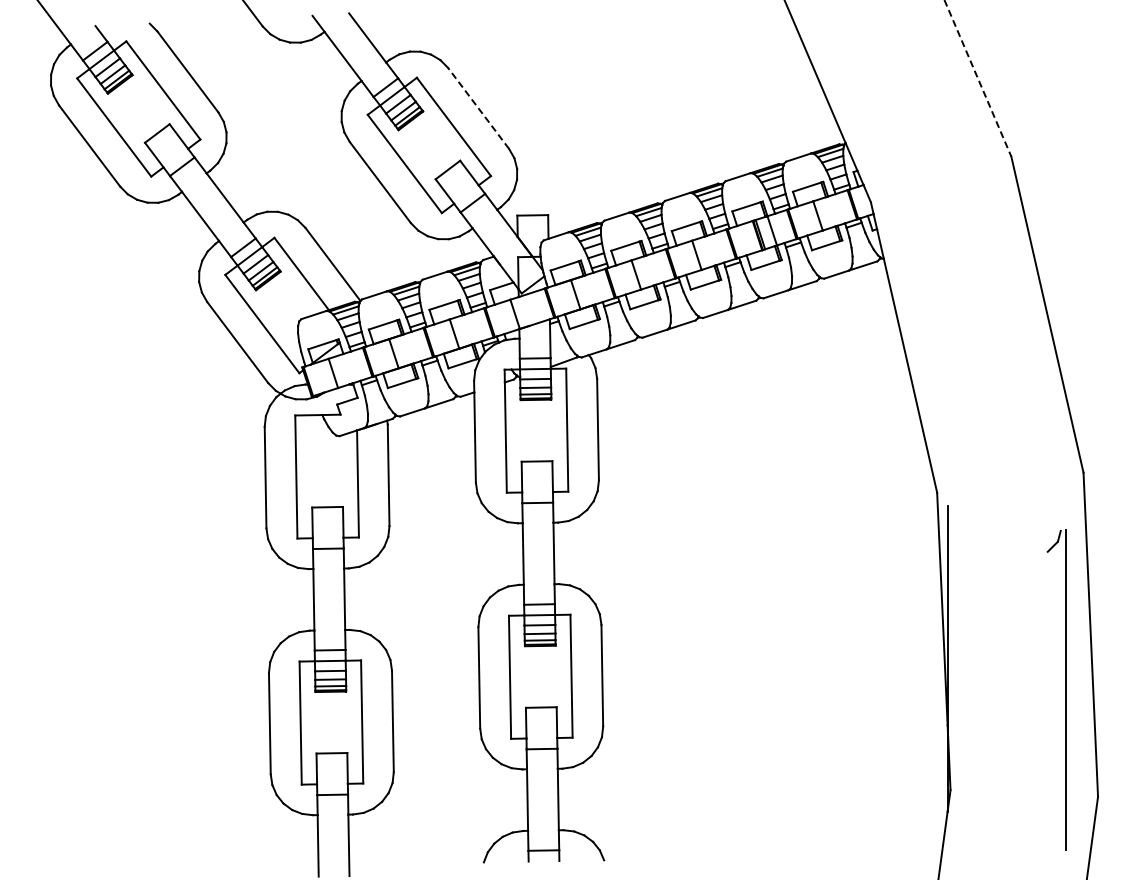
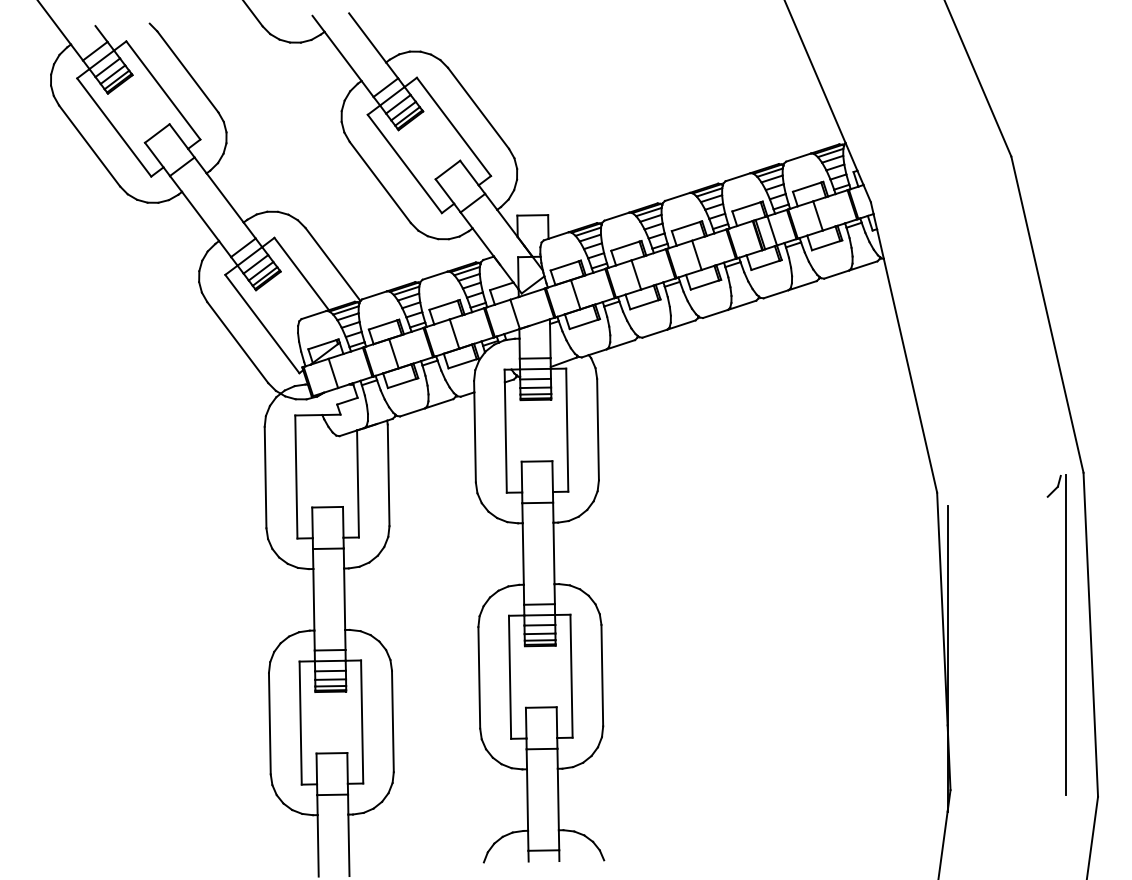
line: dashed -> solid (978, 78)
line: dashed -> solid (478, 108)
part position: (1065, 689) -> (1065, 634) (1065, 634)
